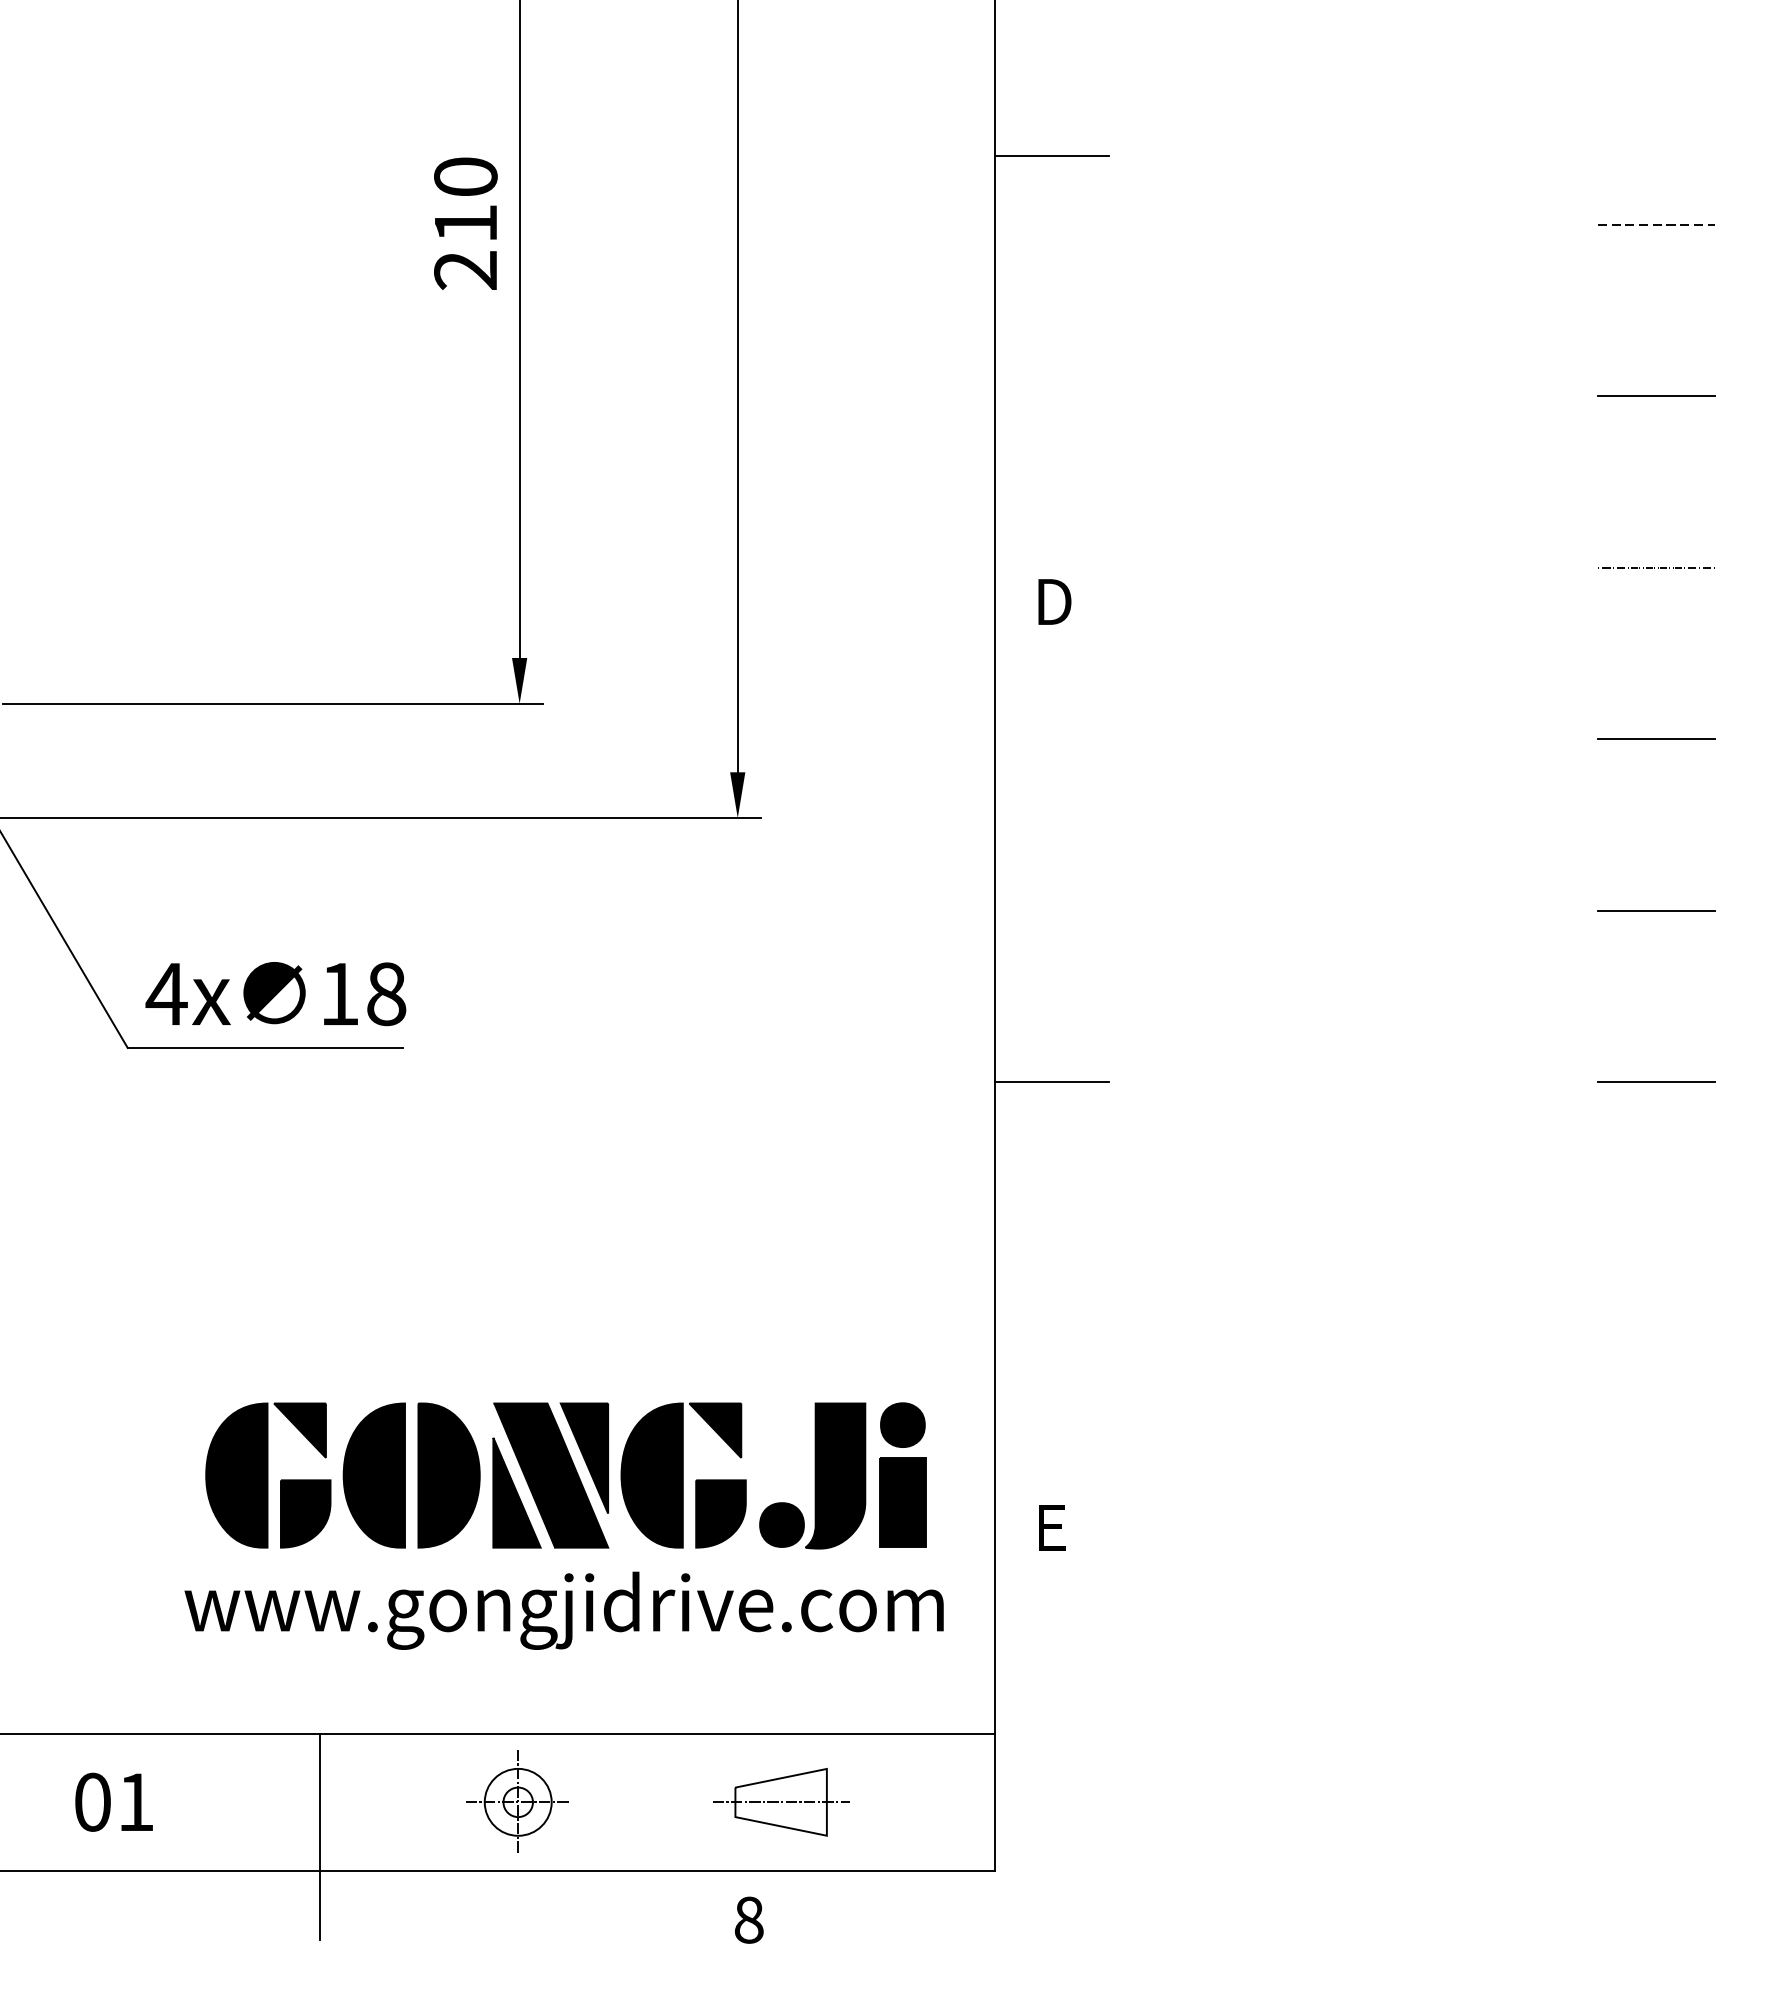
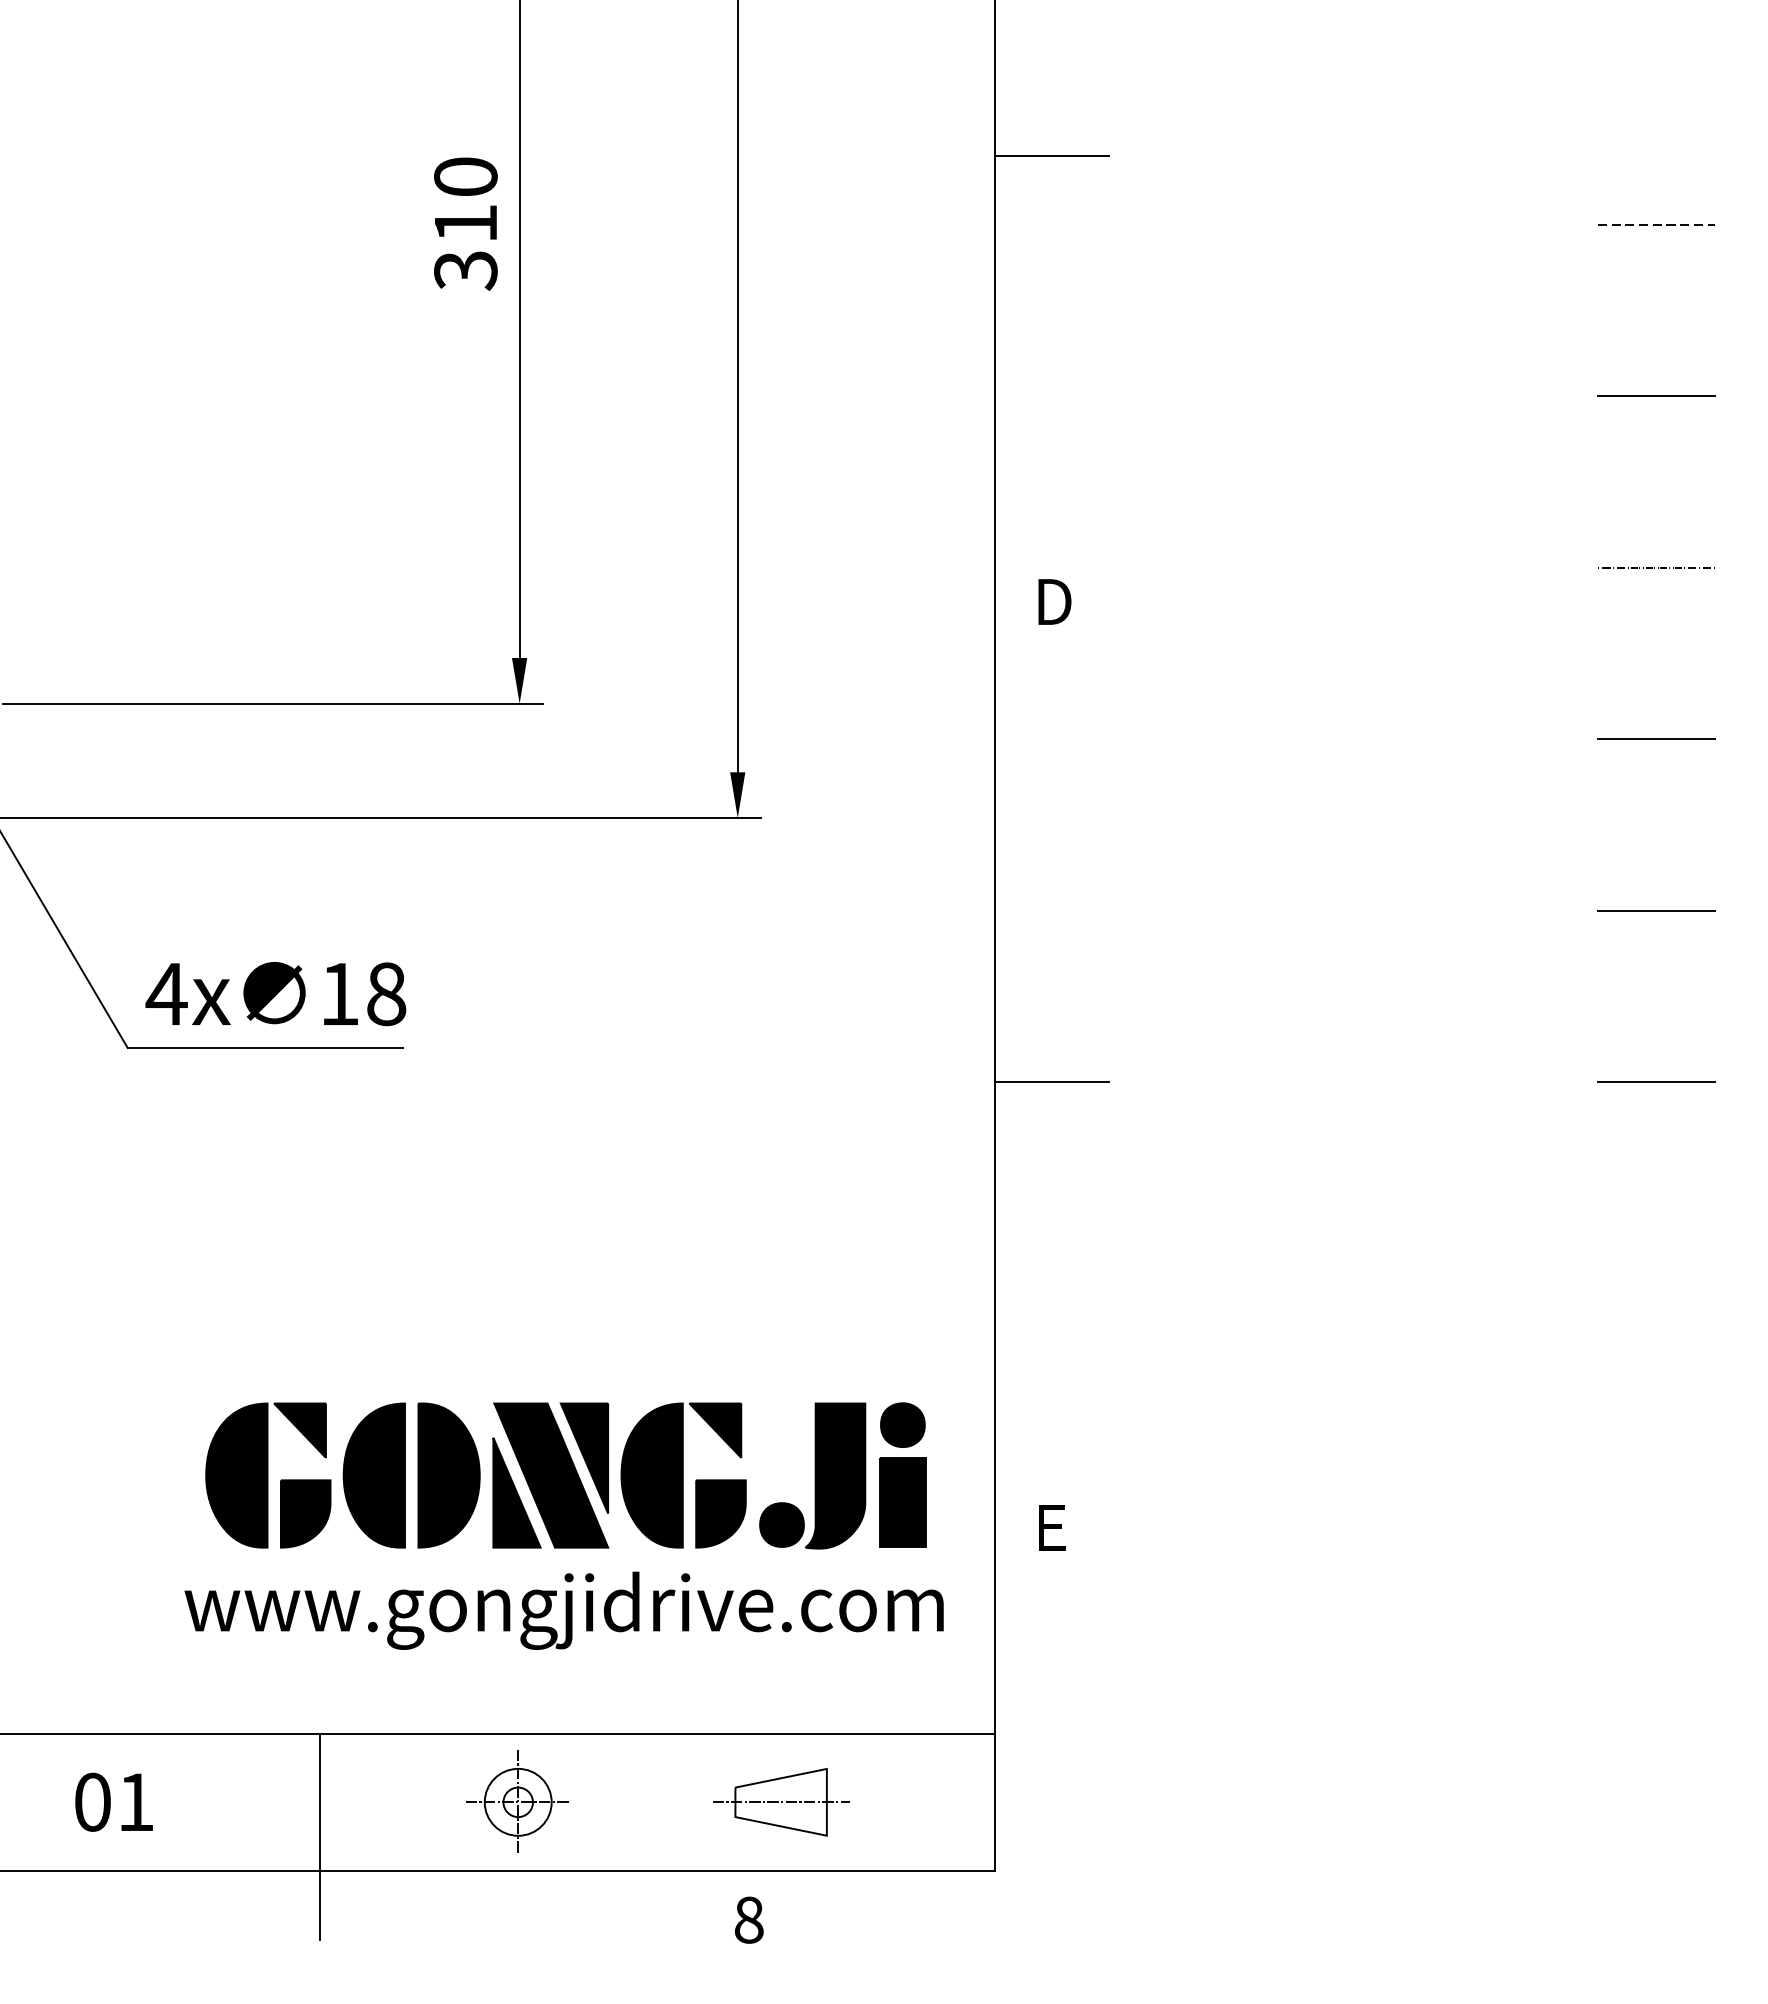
text: 210 -> 310 (465, 270)
